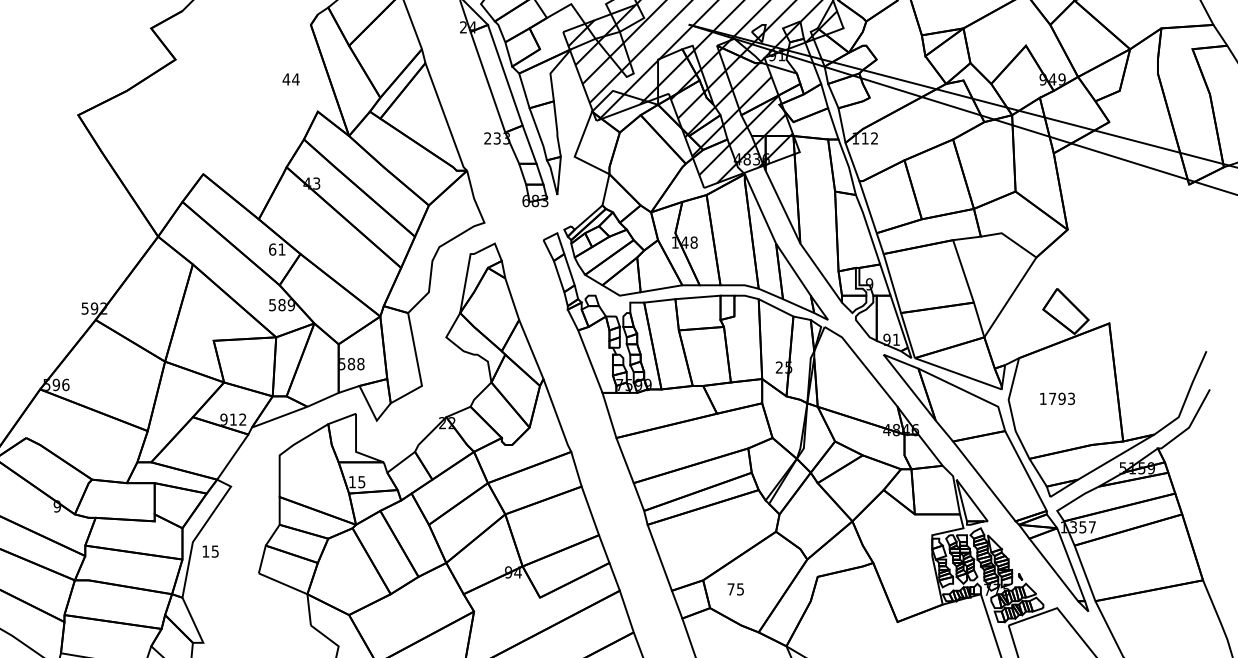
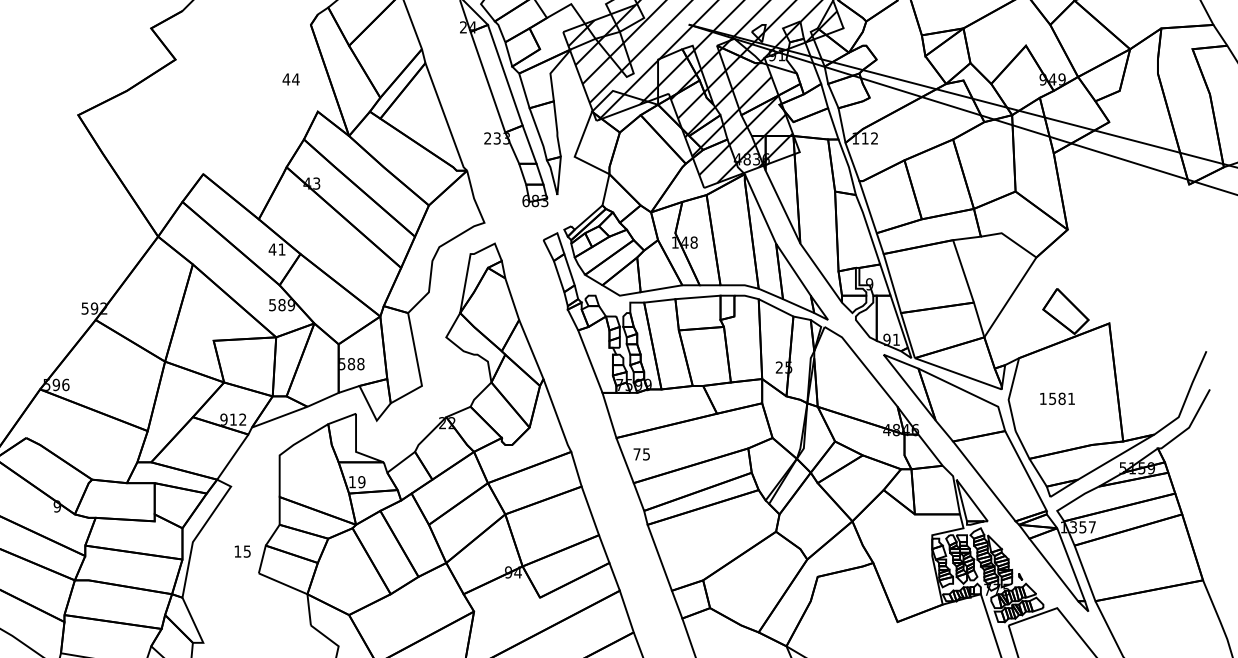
text: 61 -> 41 (272, 249)
text: 1793 -> 1581 (1062, 398)
text: 15 -> 19 (361, 481)
text position: (210, 551) -> (242, 551) (242, 551)
text position: (735, 589) -> (641, 454) (641, 454)
